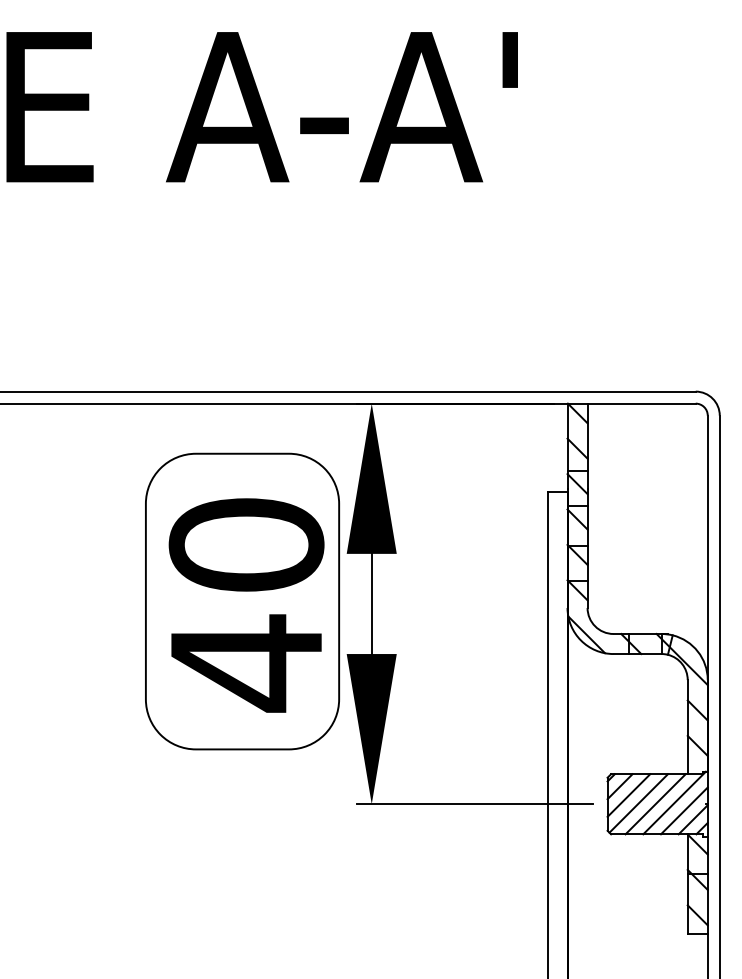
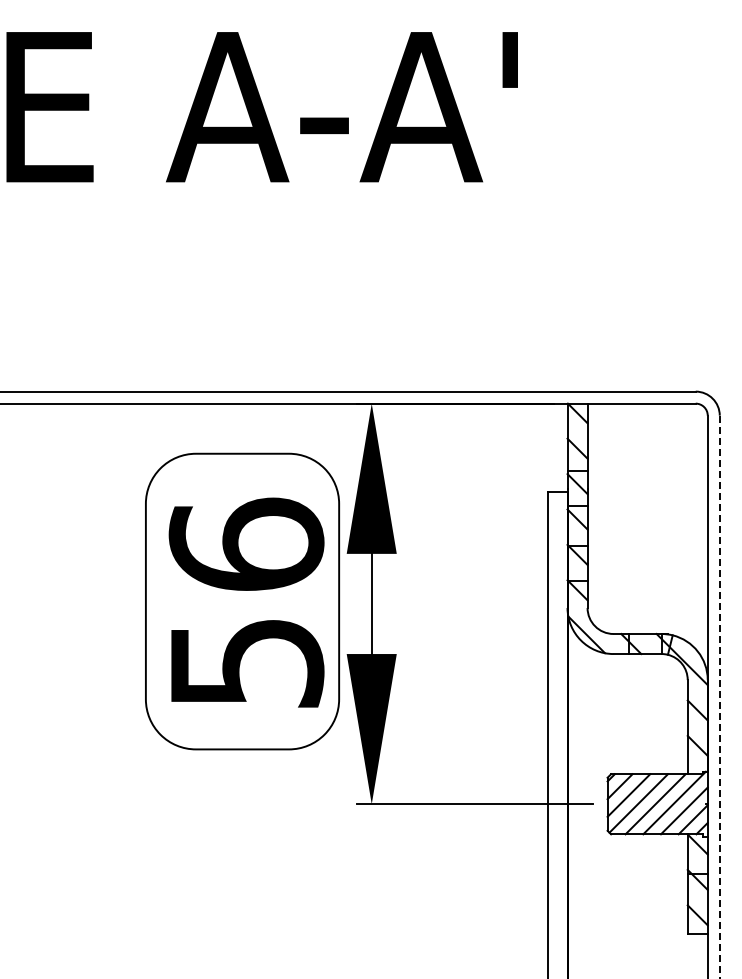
text: 40 -> 56 (246, 604)
line: solid -> dashed (719, 697)
